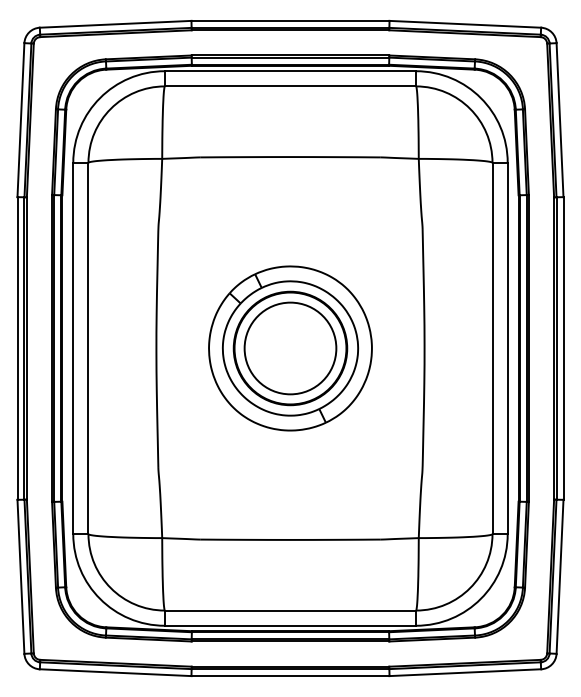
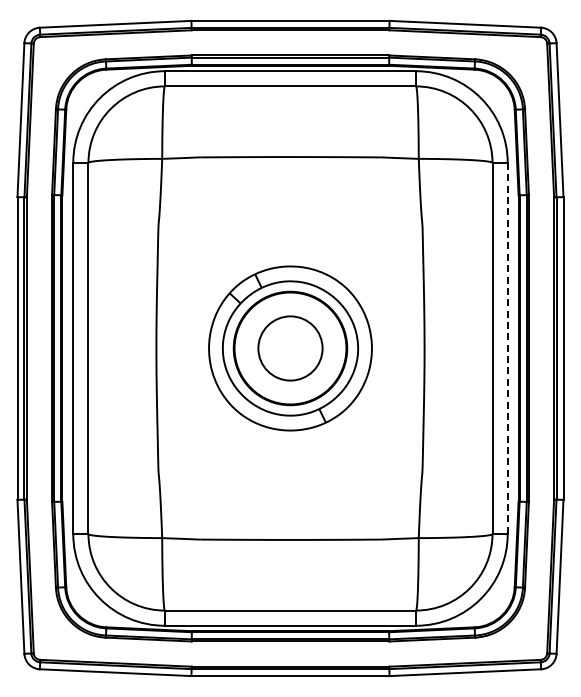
circle diameter: 92 px -> 64 px (290, 348)
line: solid -> dashed (507, 348)
